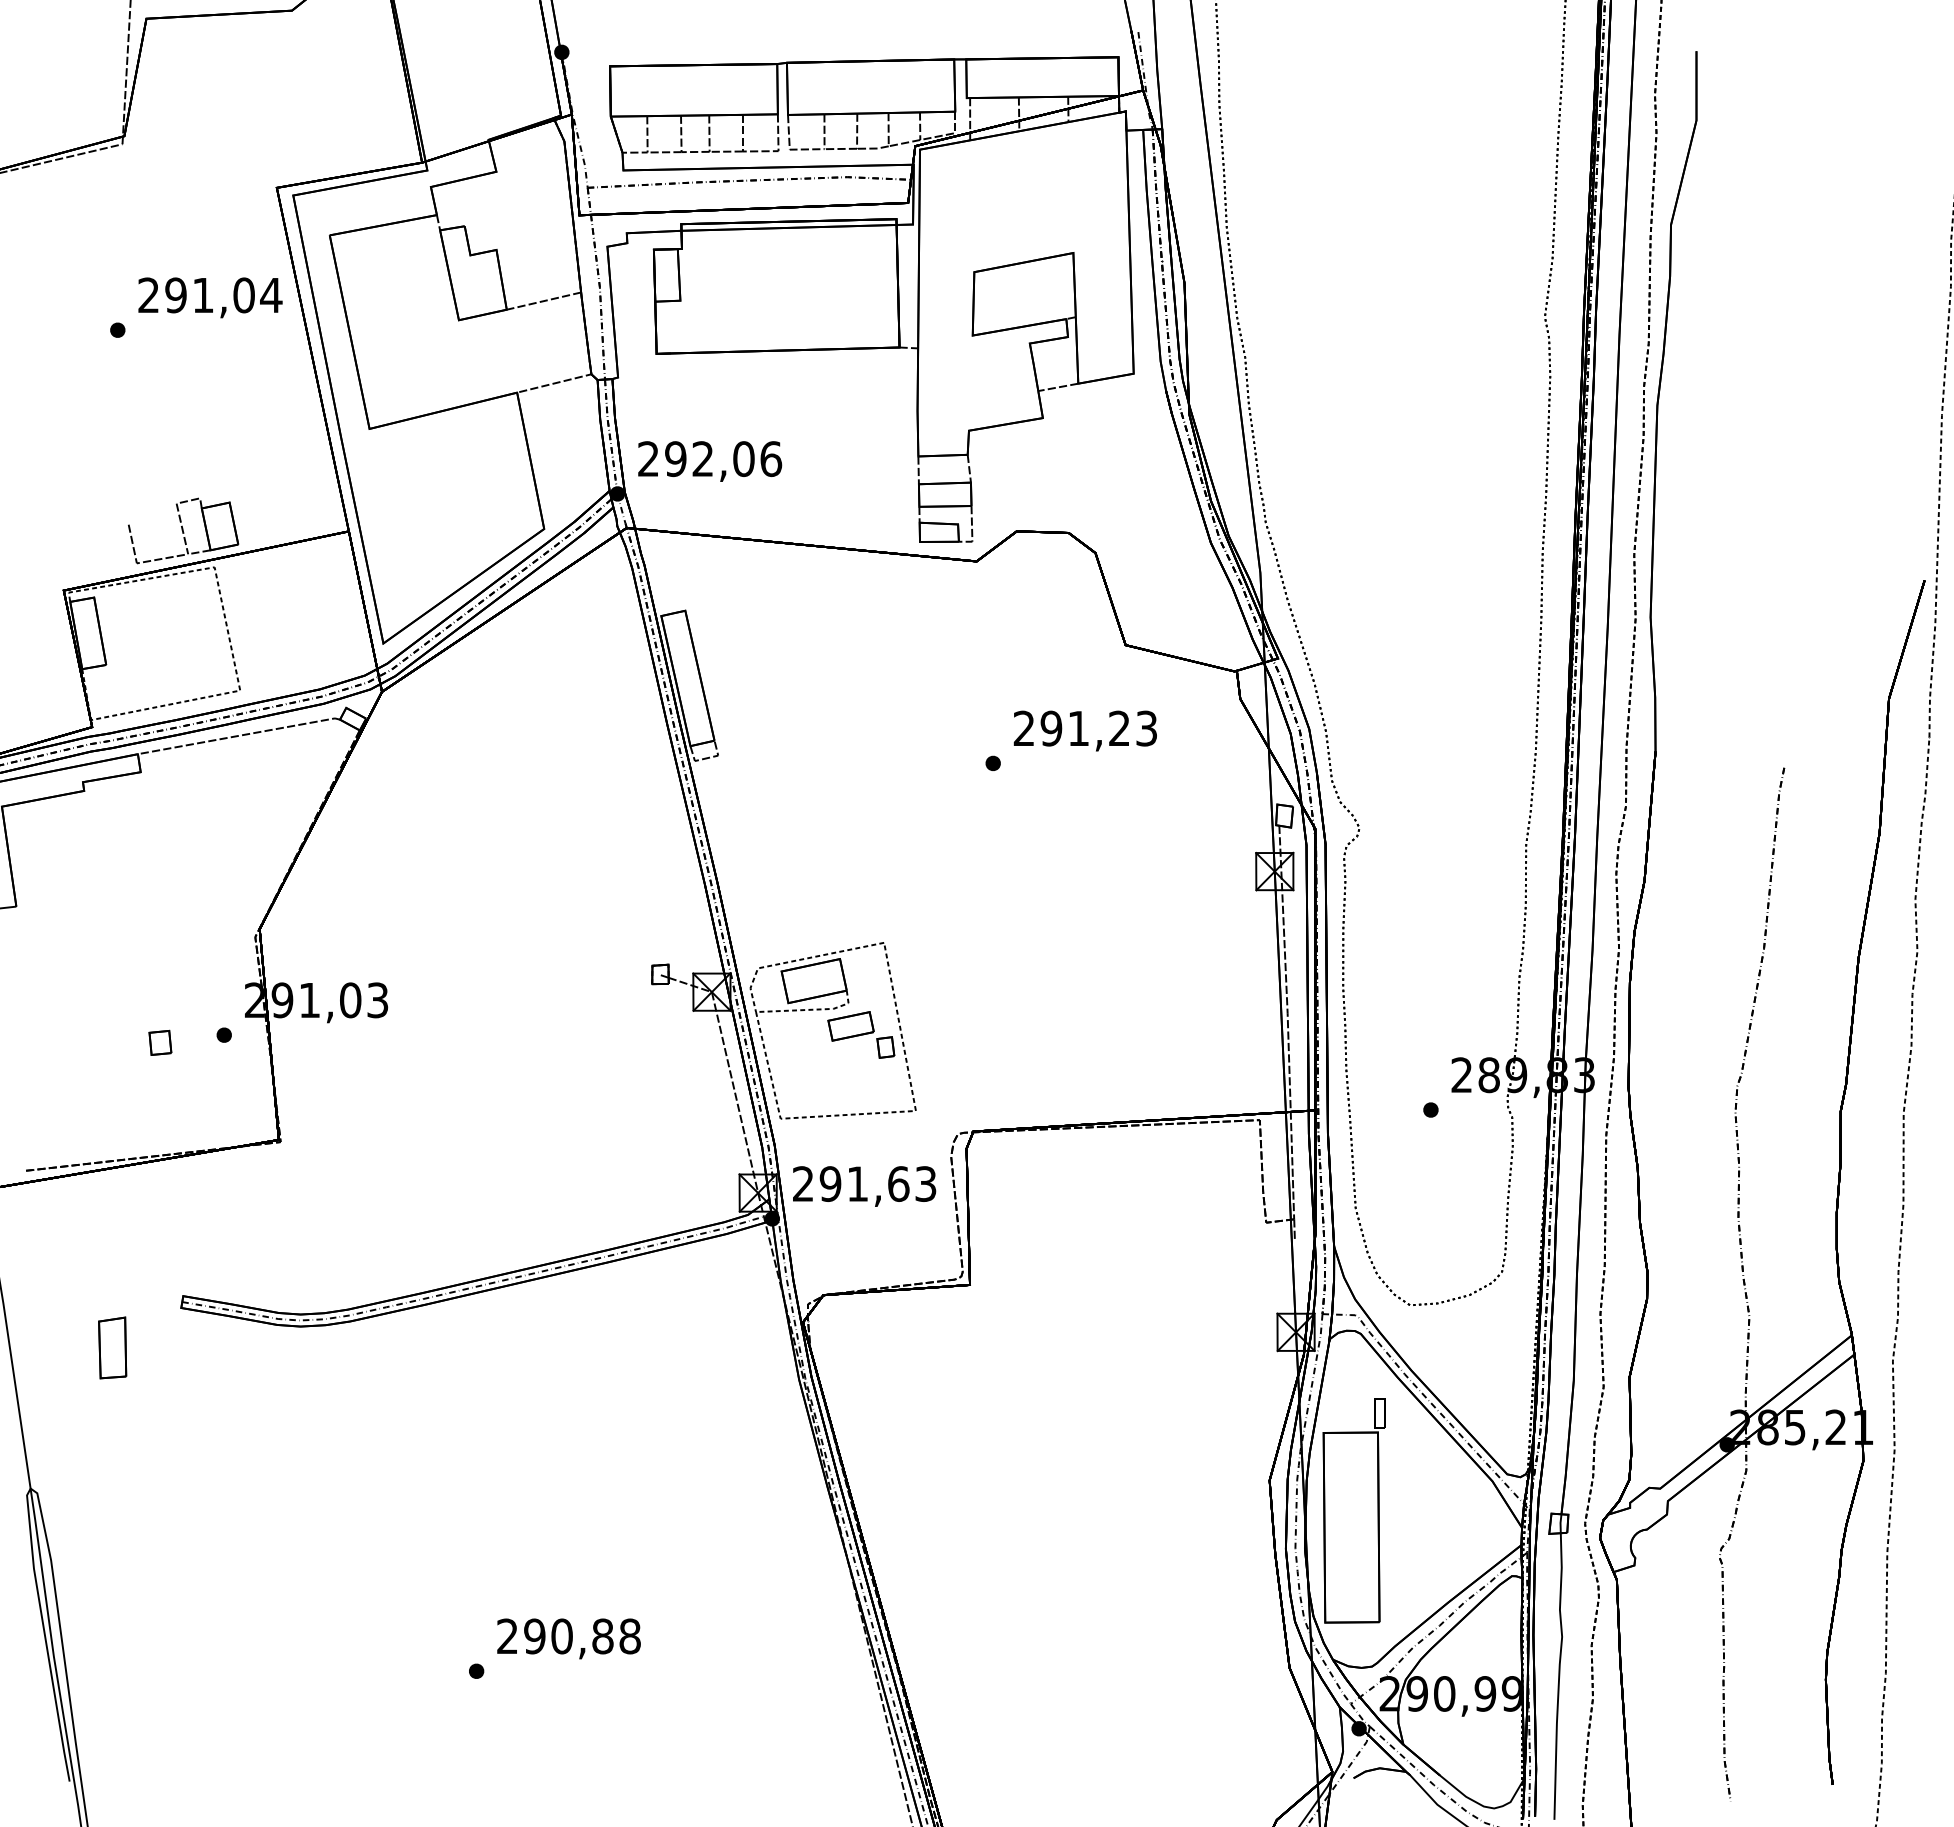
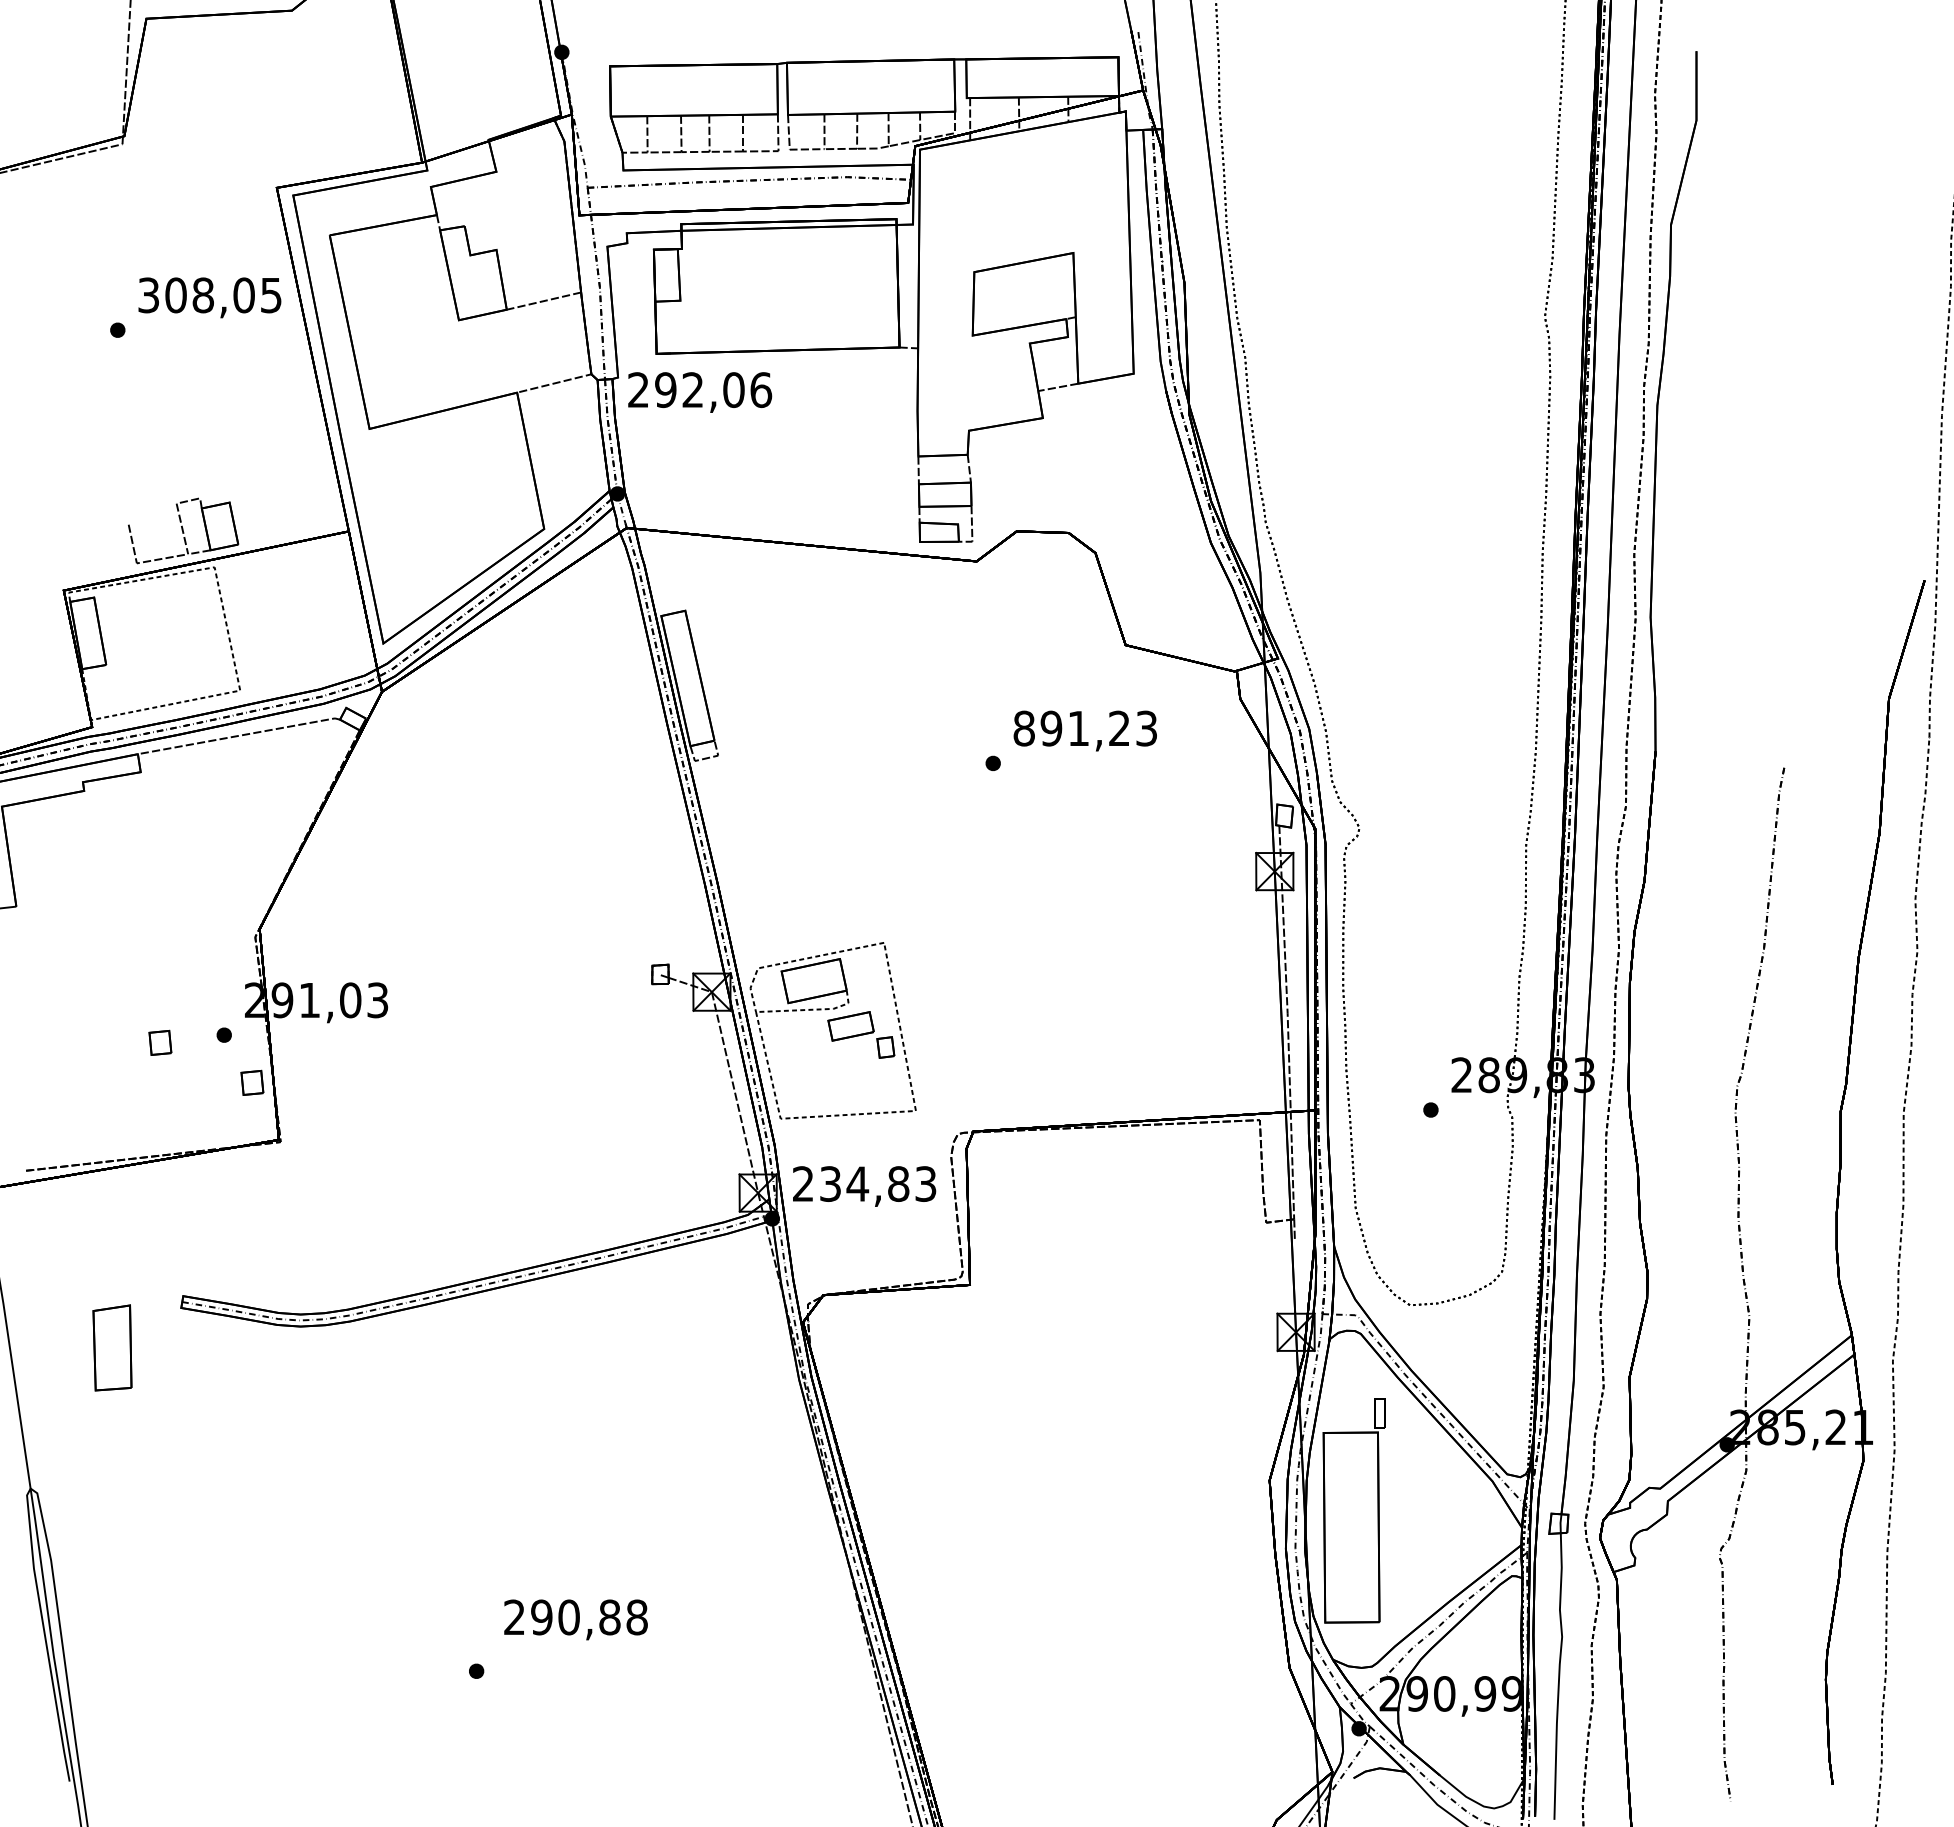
text: 291,04 -> 308,05 (210, 295)
text position: (710, 461) -> (700, 392) (700, 392)
text: 291,23 -> 891,23 (1023, 728)
part: none -> present (252, 1082)
text: 291,63 -> 234,83 (864, 1183)
part size: 30x64 px -> 41x88 px (112, 1347)
text position: (568, 1638) -> (575, 1619) (575, 1619)
